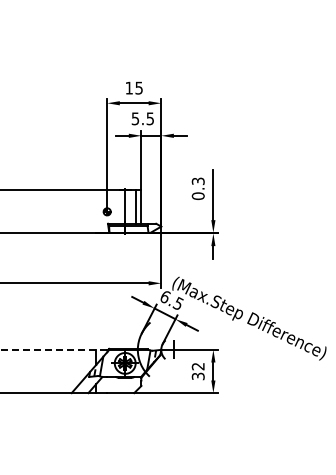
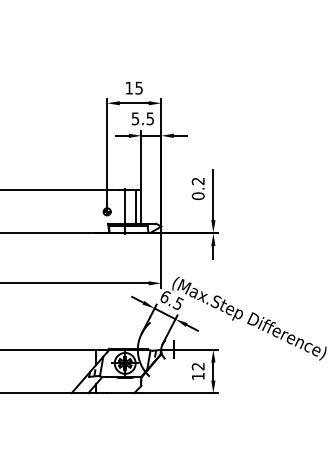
text: 0.3 -> 0.2 (198, 180)
line: dashed -> solid (53, 349)
text: 32 -> 12 (197, 376)
